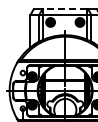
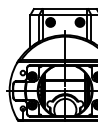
line: dashed -> solid (64, 9)
